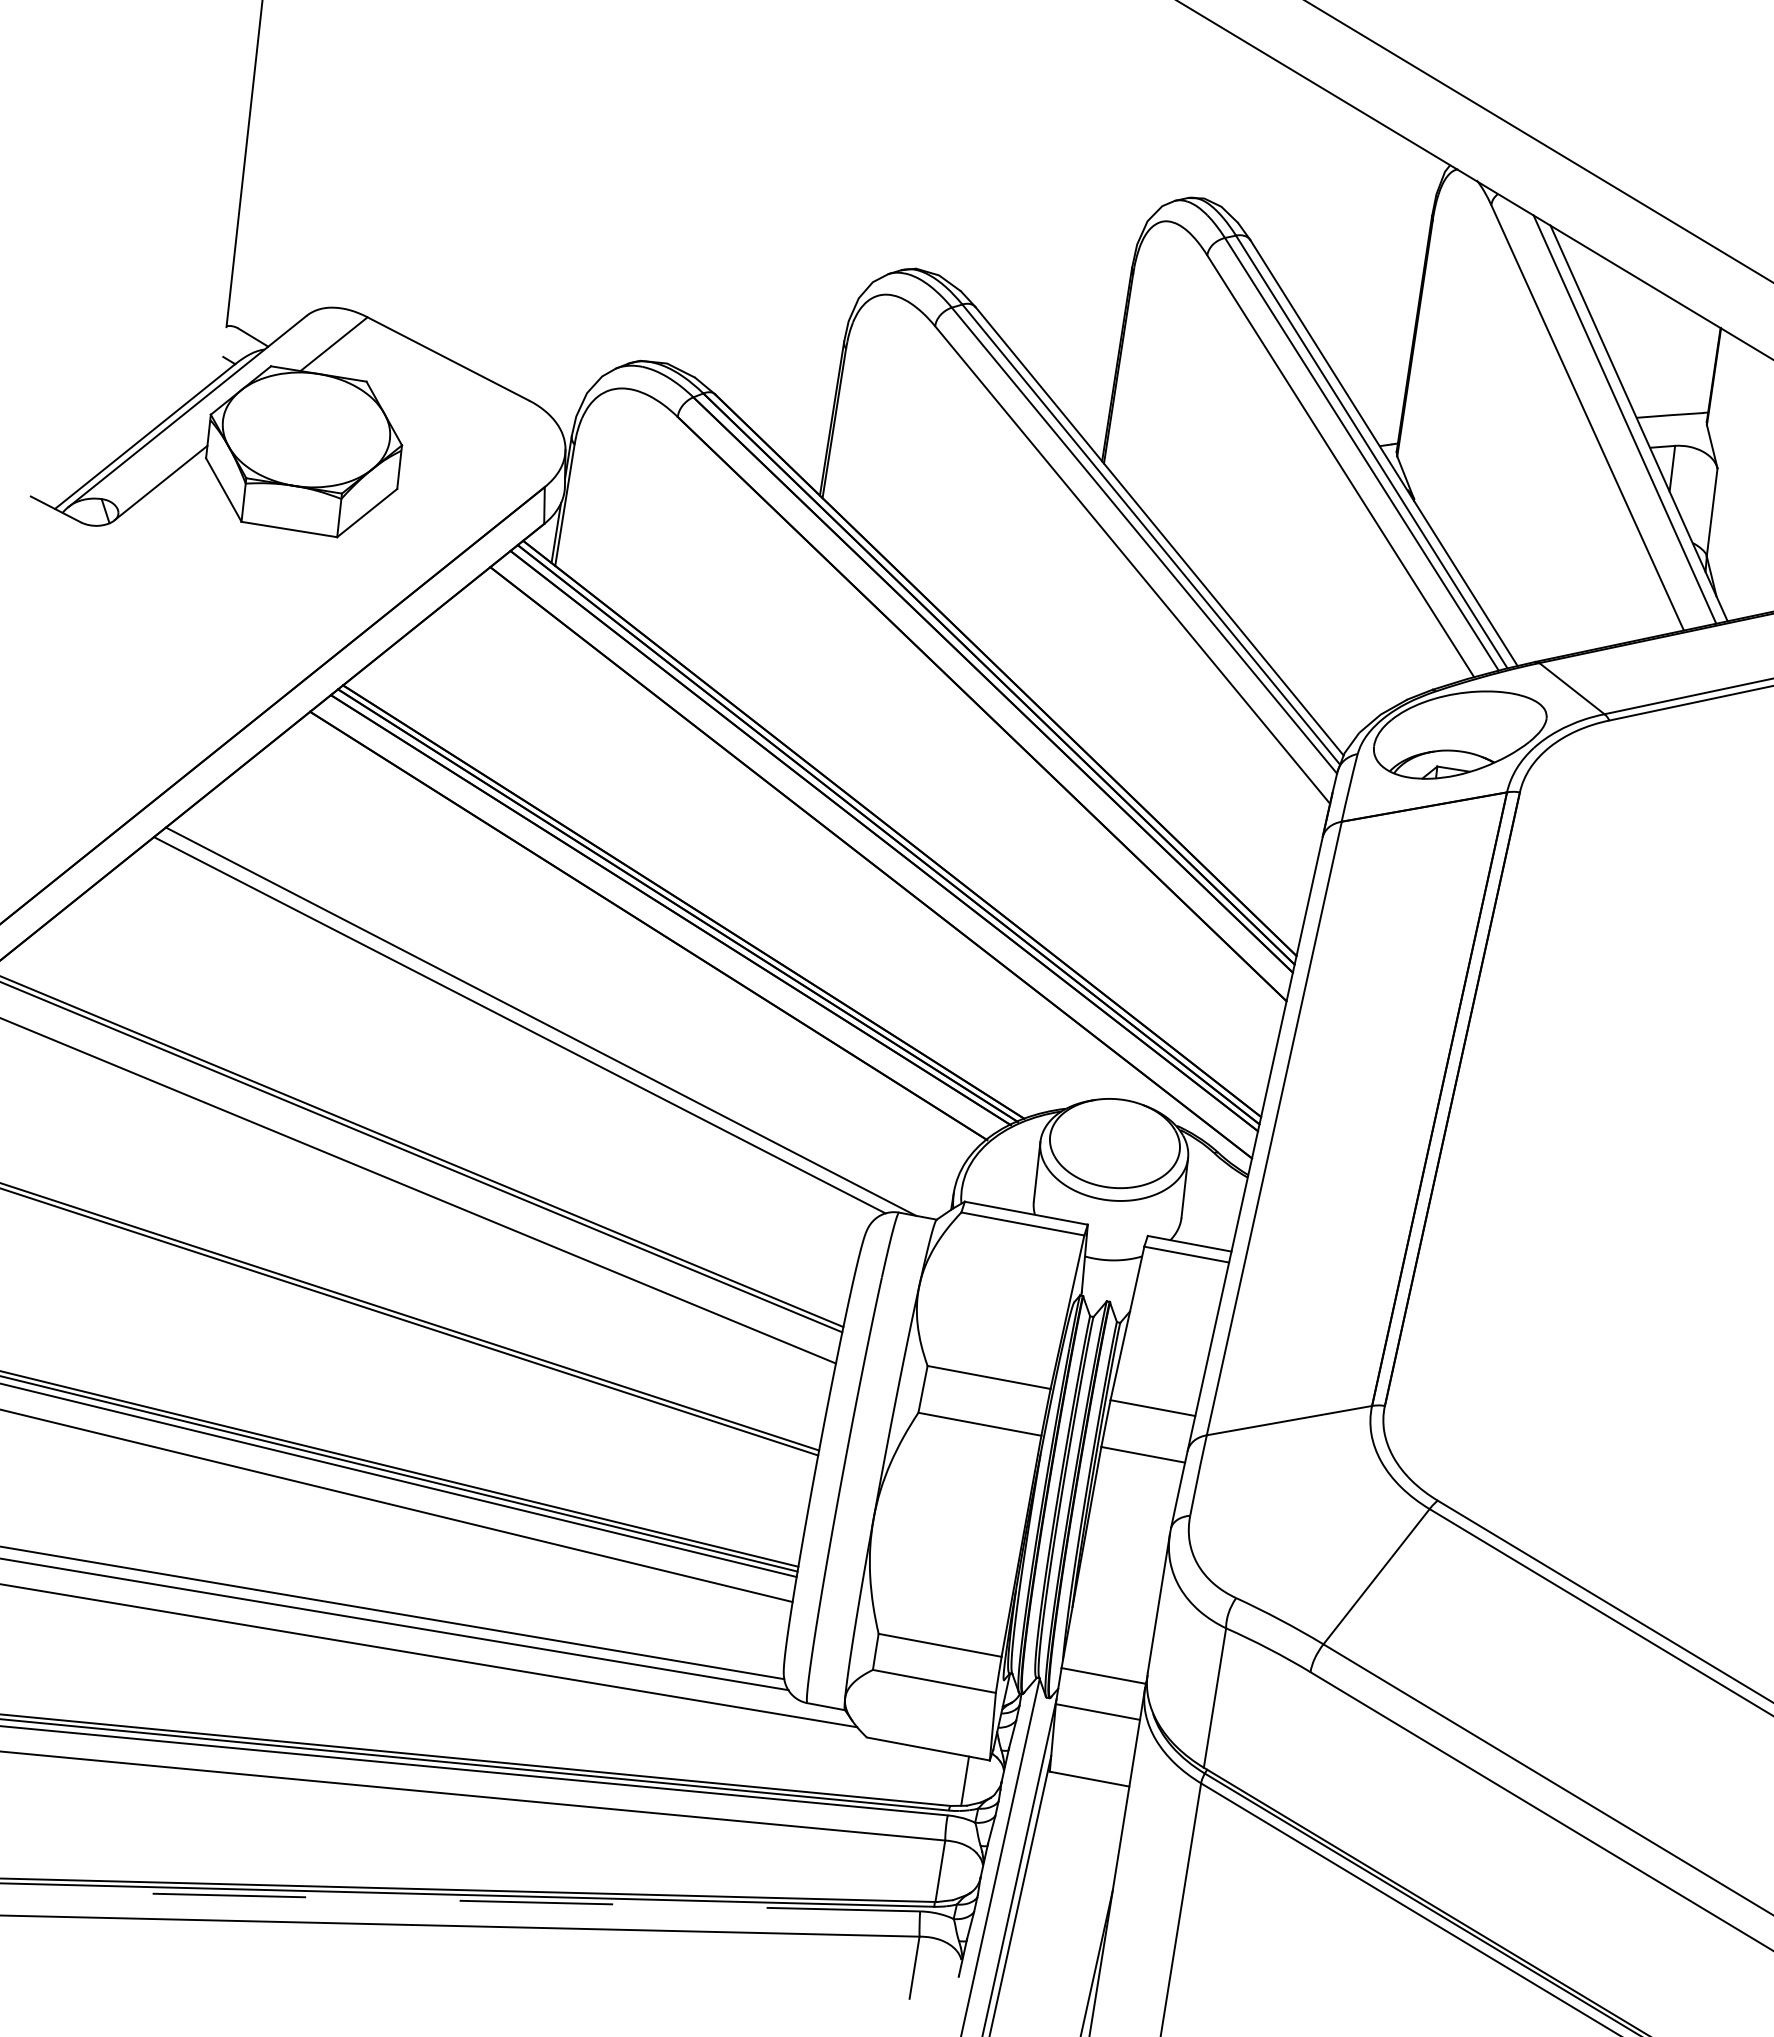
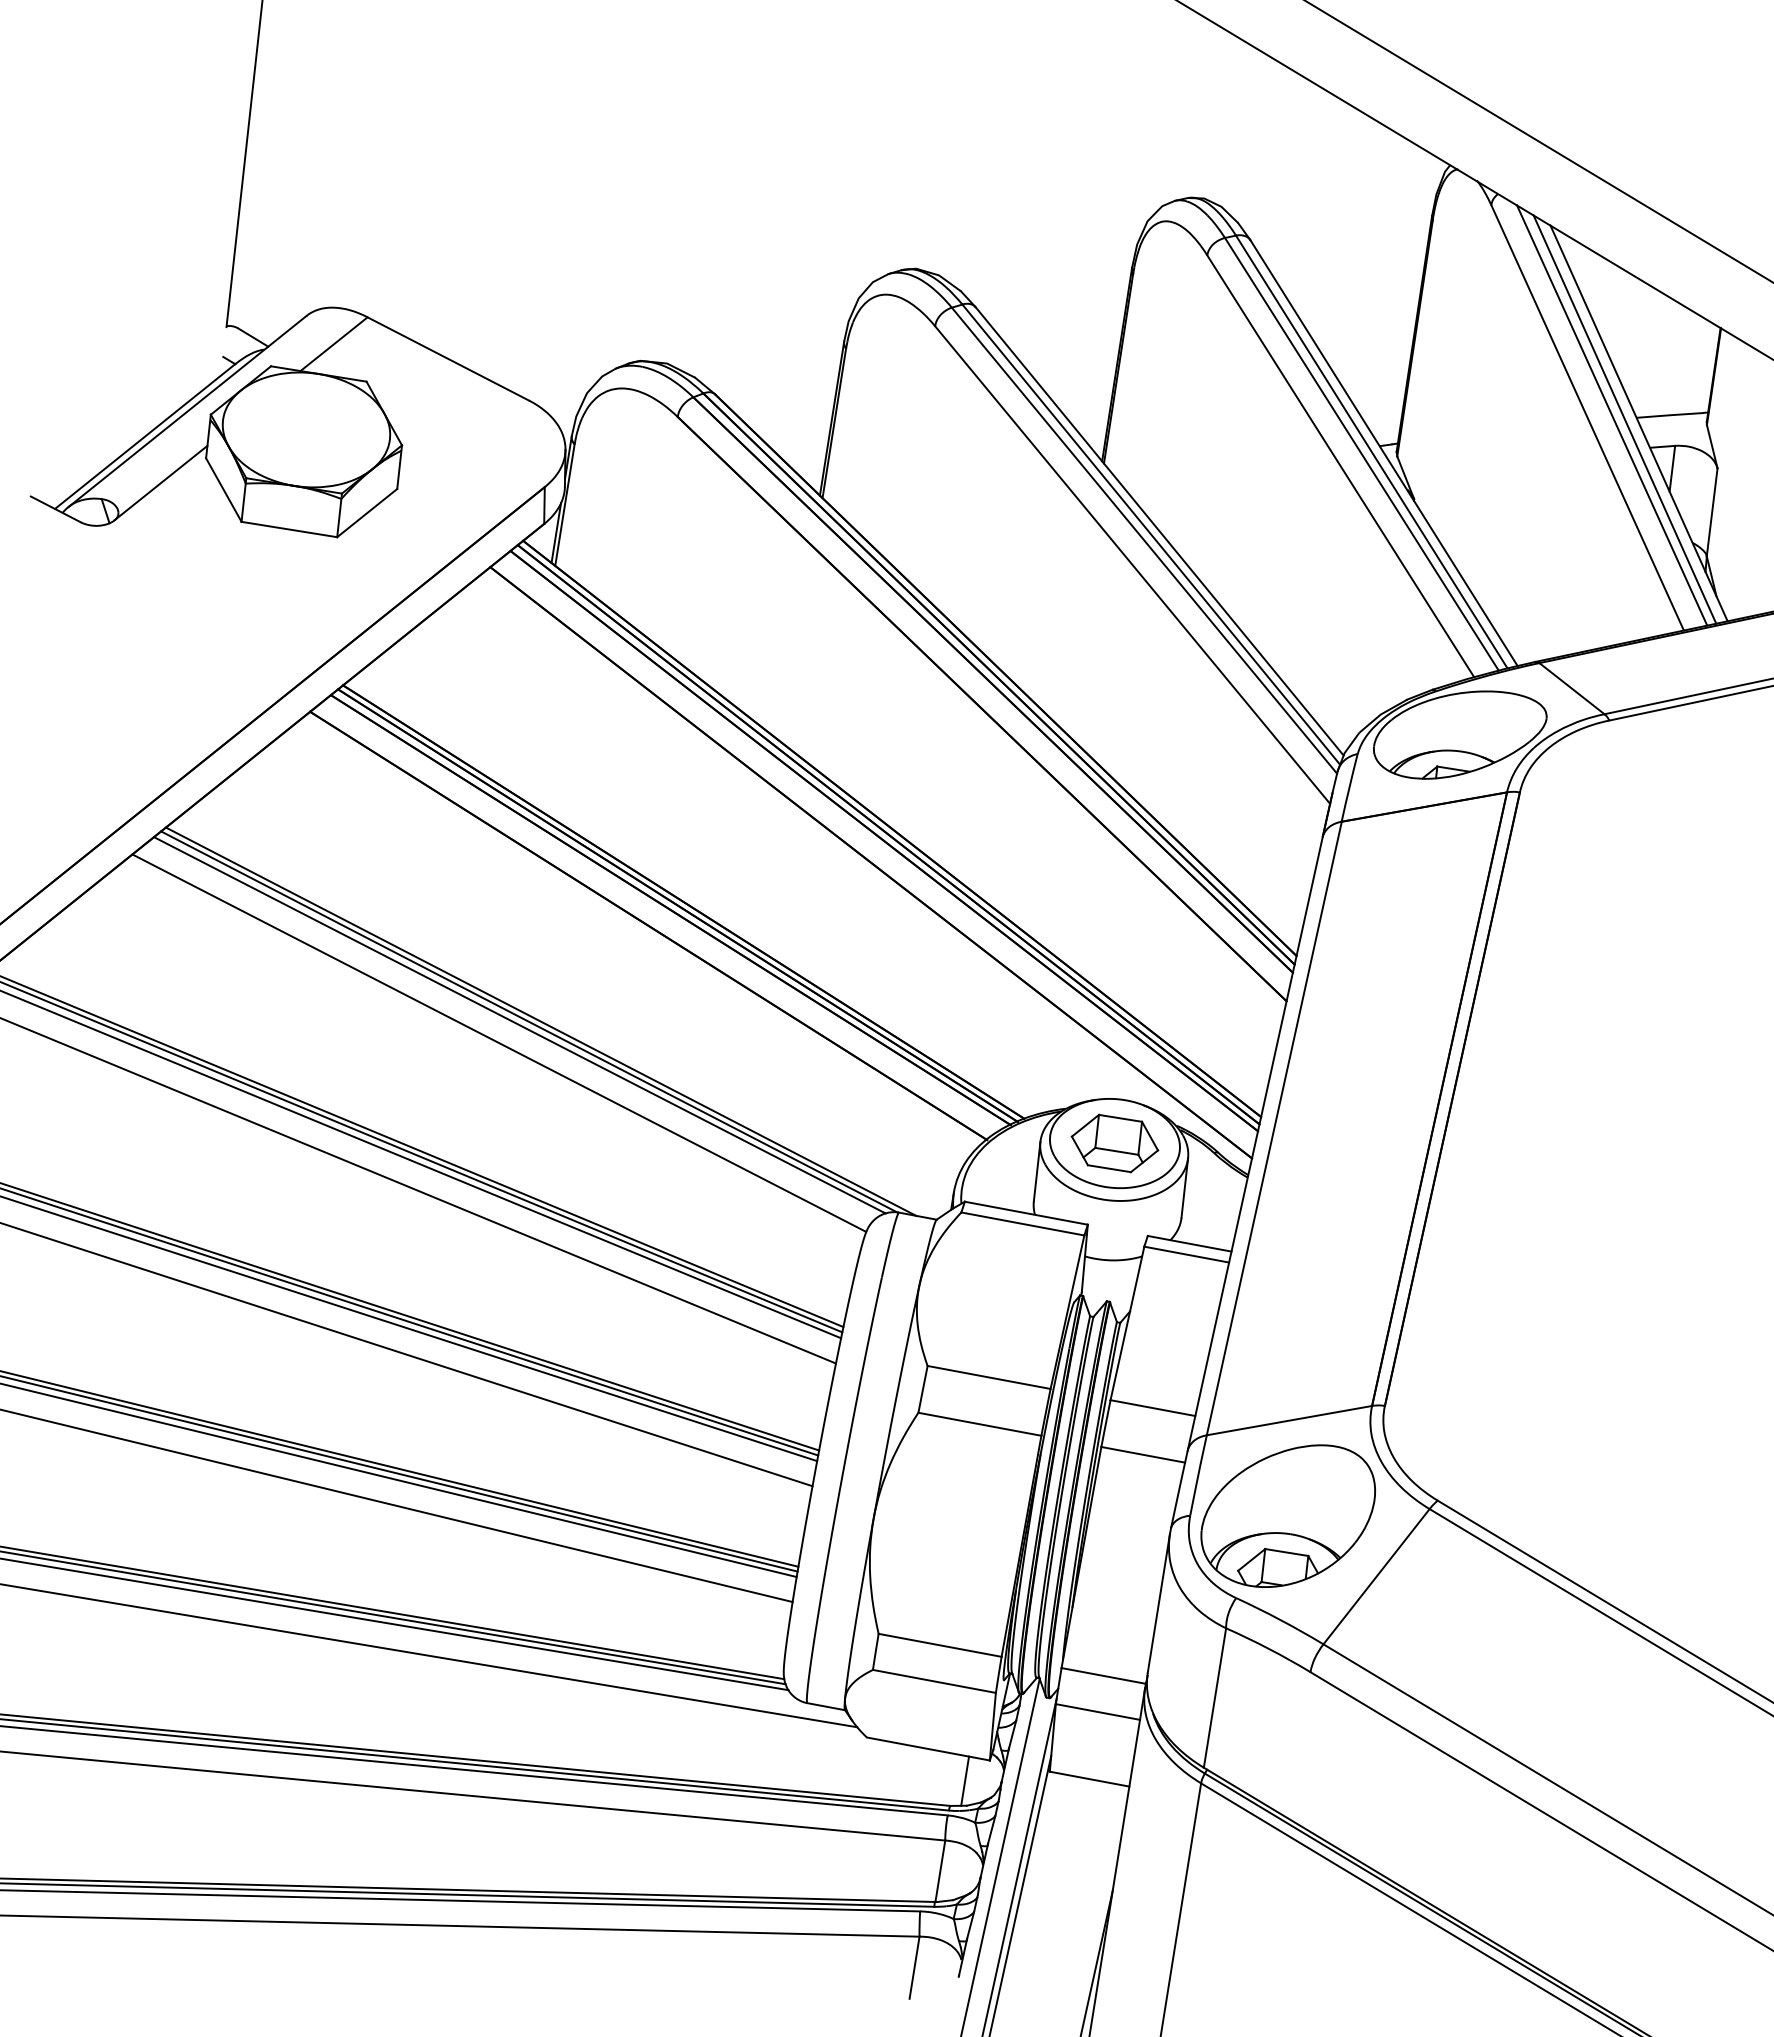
line: none -> present (1612, 415)
line: none -> present (529, 1021)
line: none -> present (499, 1042)
part: none -> present (1114, 1143)
line: none -> present (421, 1164)
line: none -> present (409, 1329)
line: none -> present (407, 1354)
part: none -> present (1287, 1515)
line: none -> present (393, 1617)
line: dashed -> solid (460, 1900)
